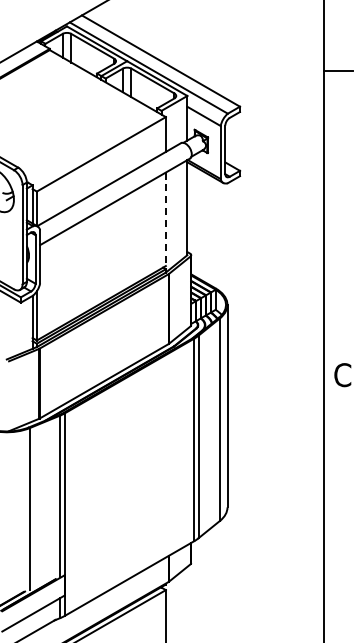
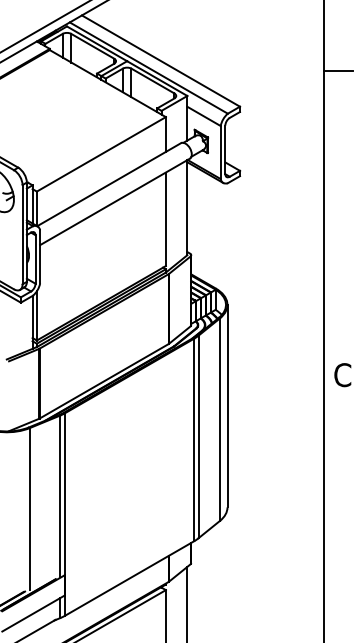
line: none -> present (44, 26)
line: dashed -> solid (165, 219)
line: none -> present (187, 602)
